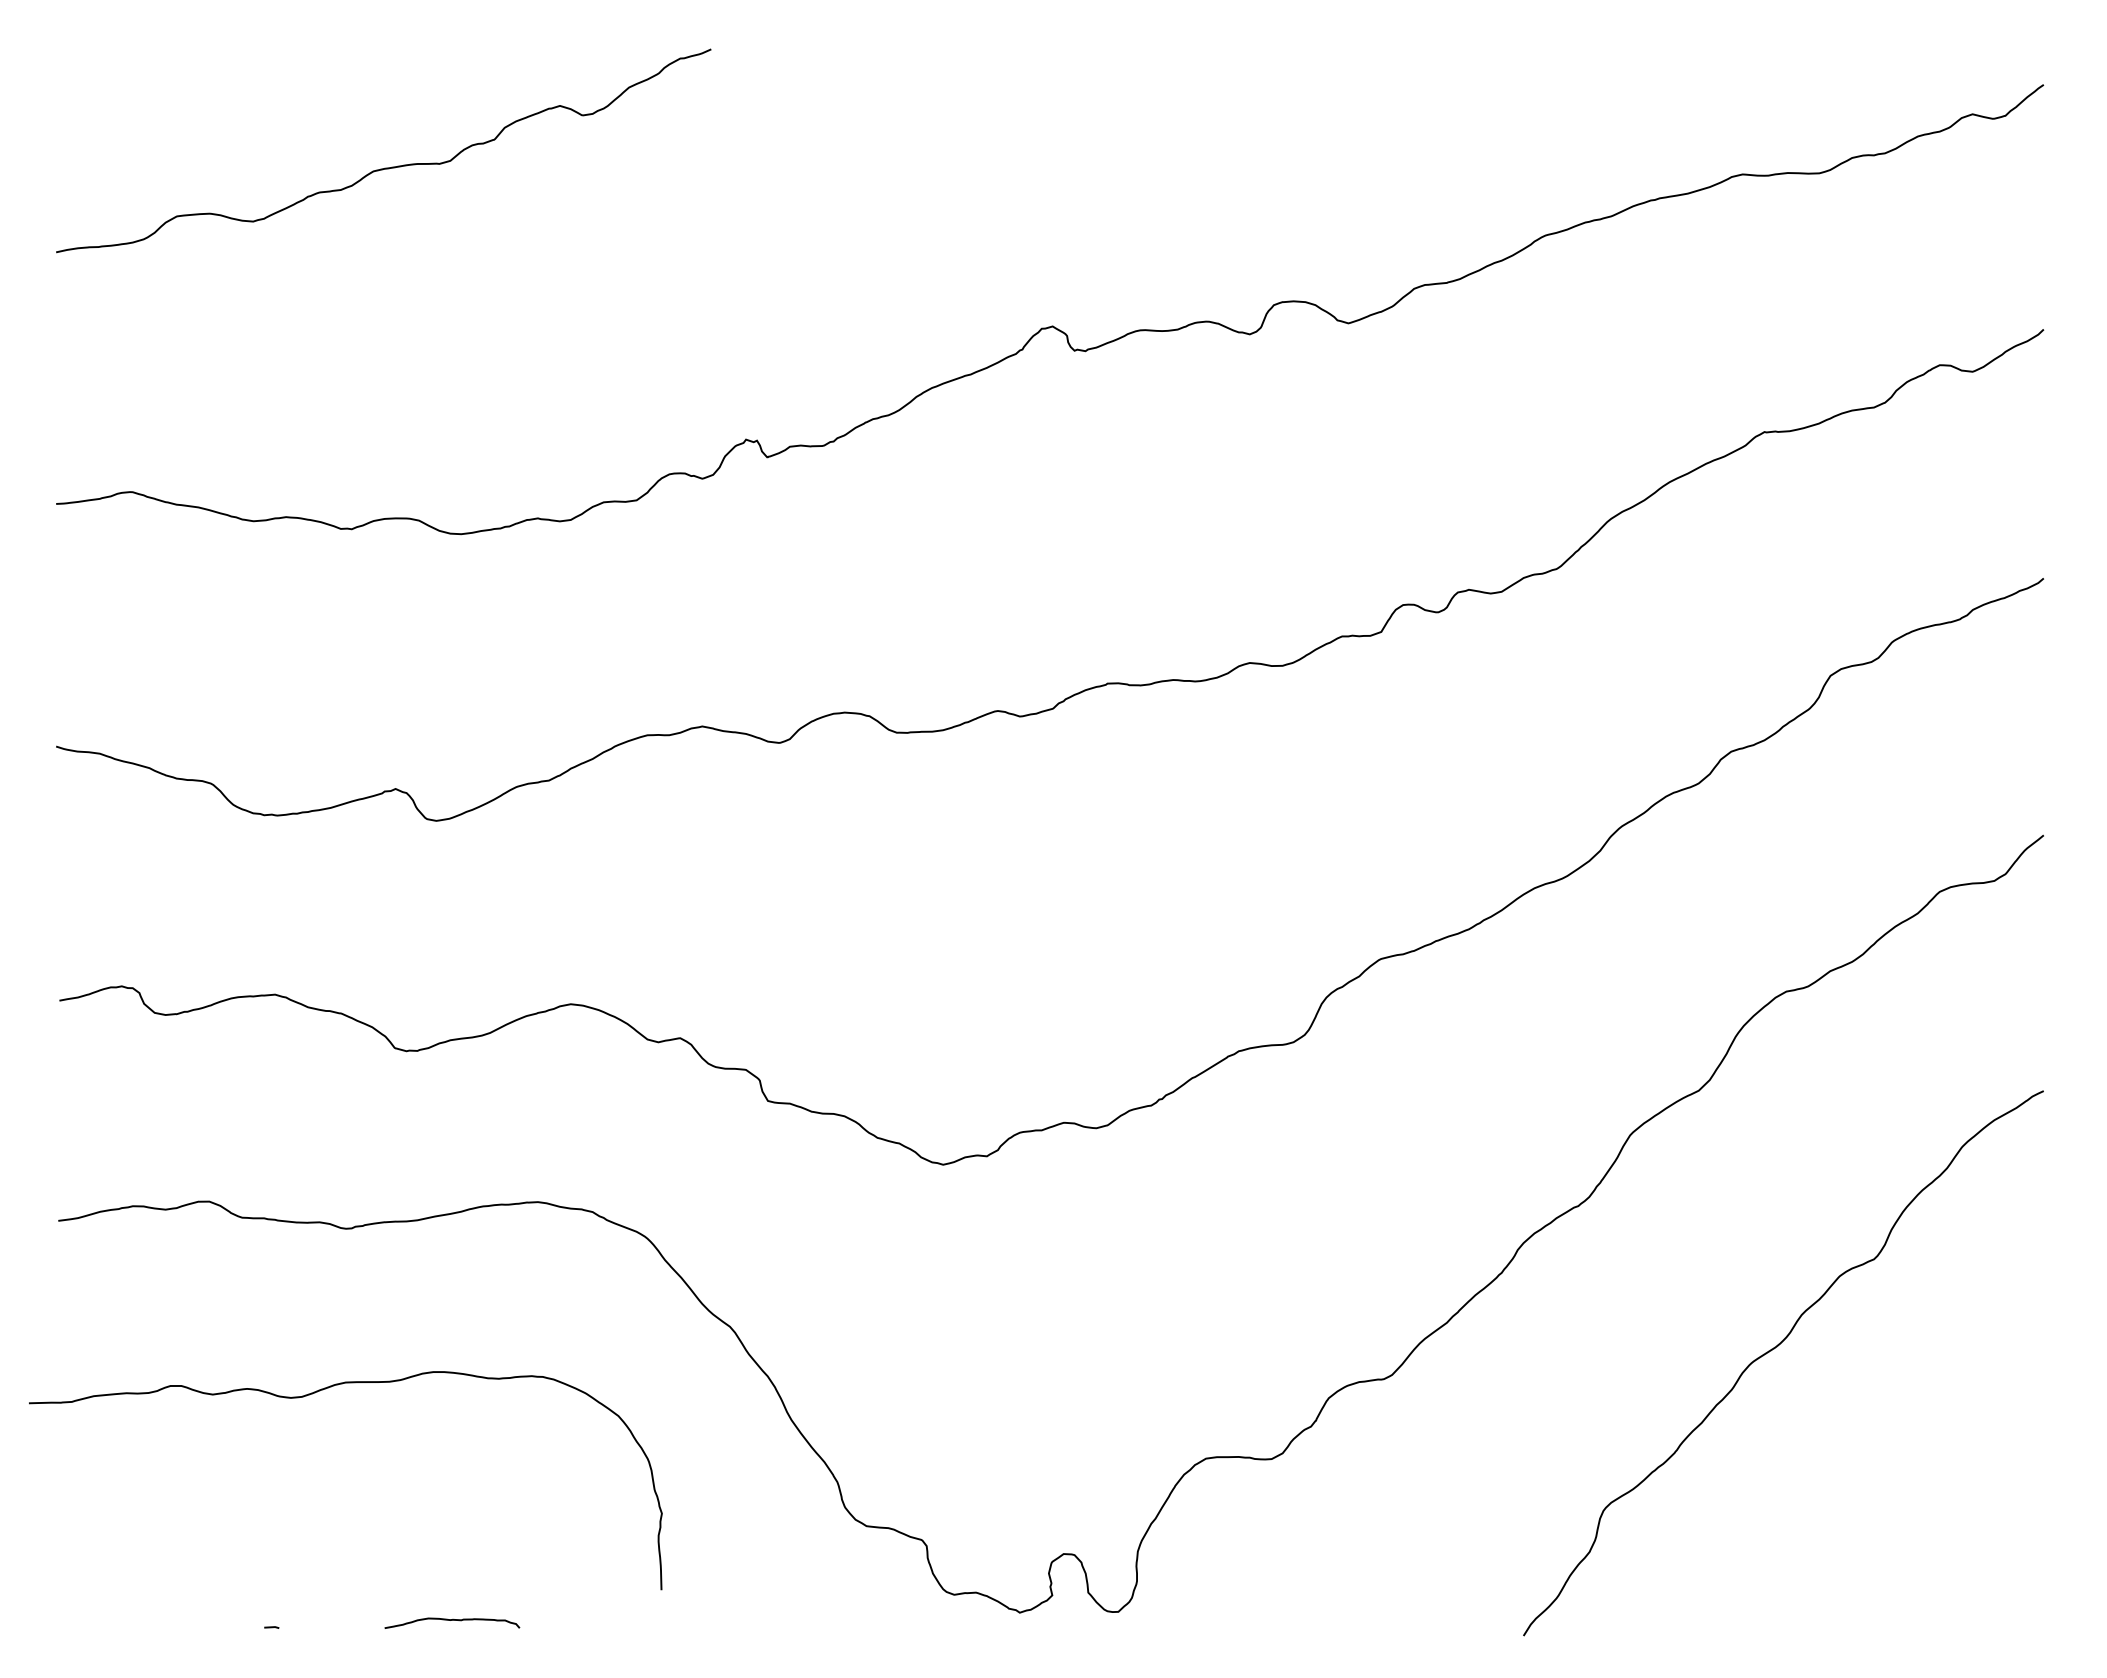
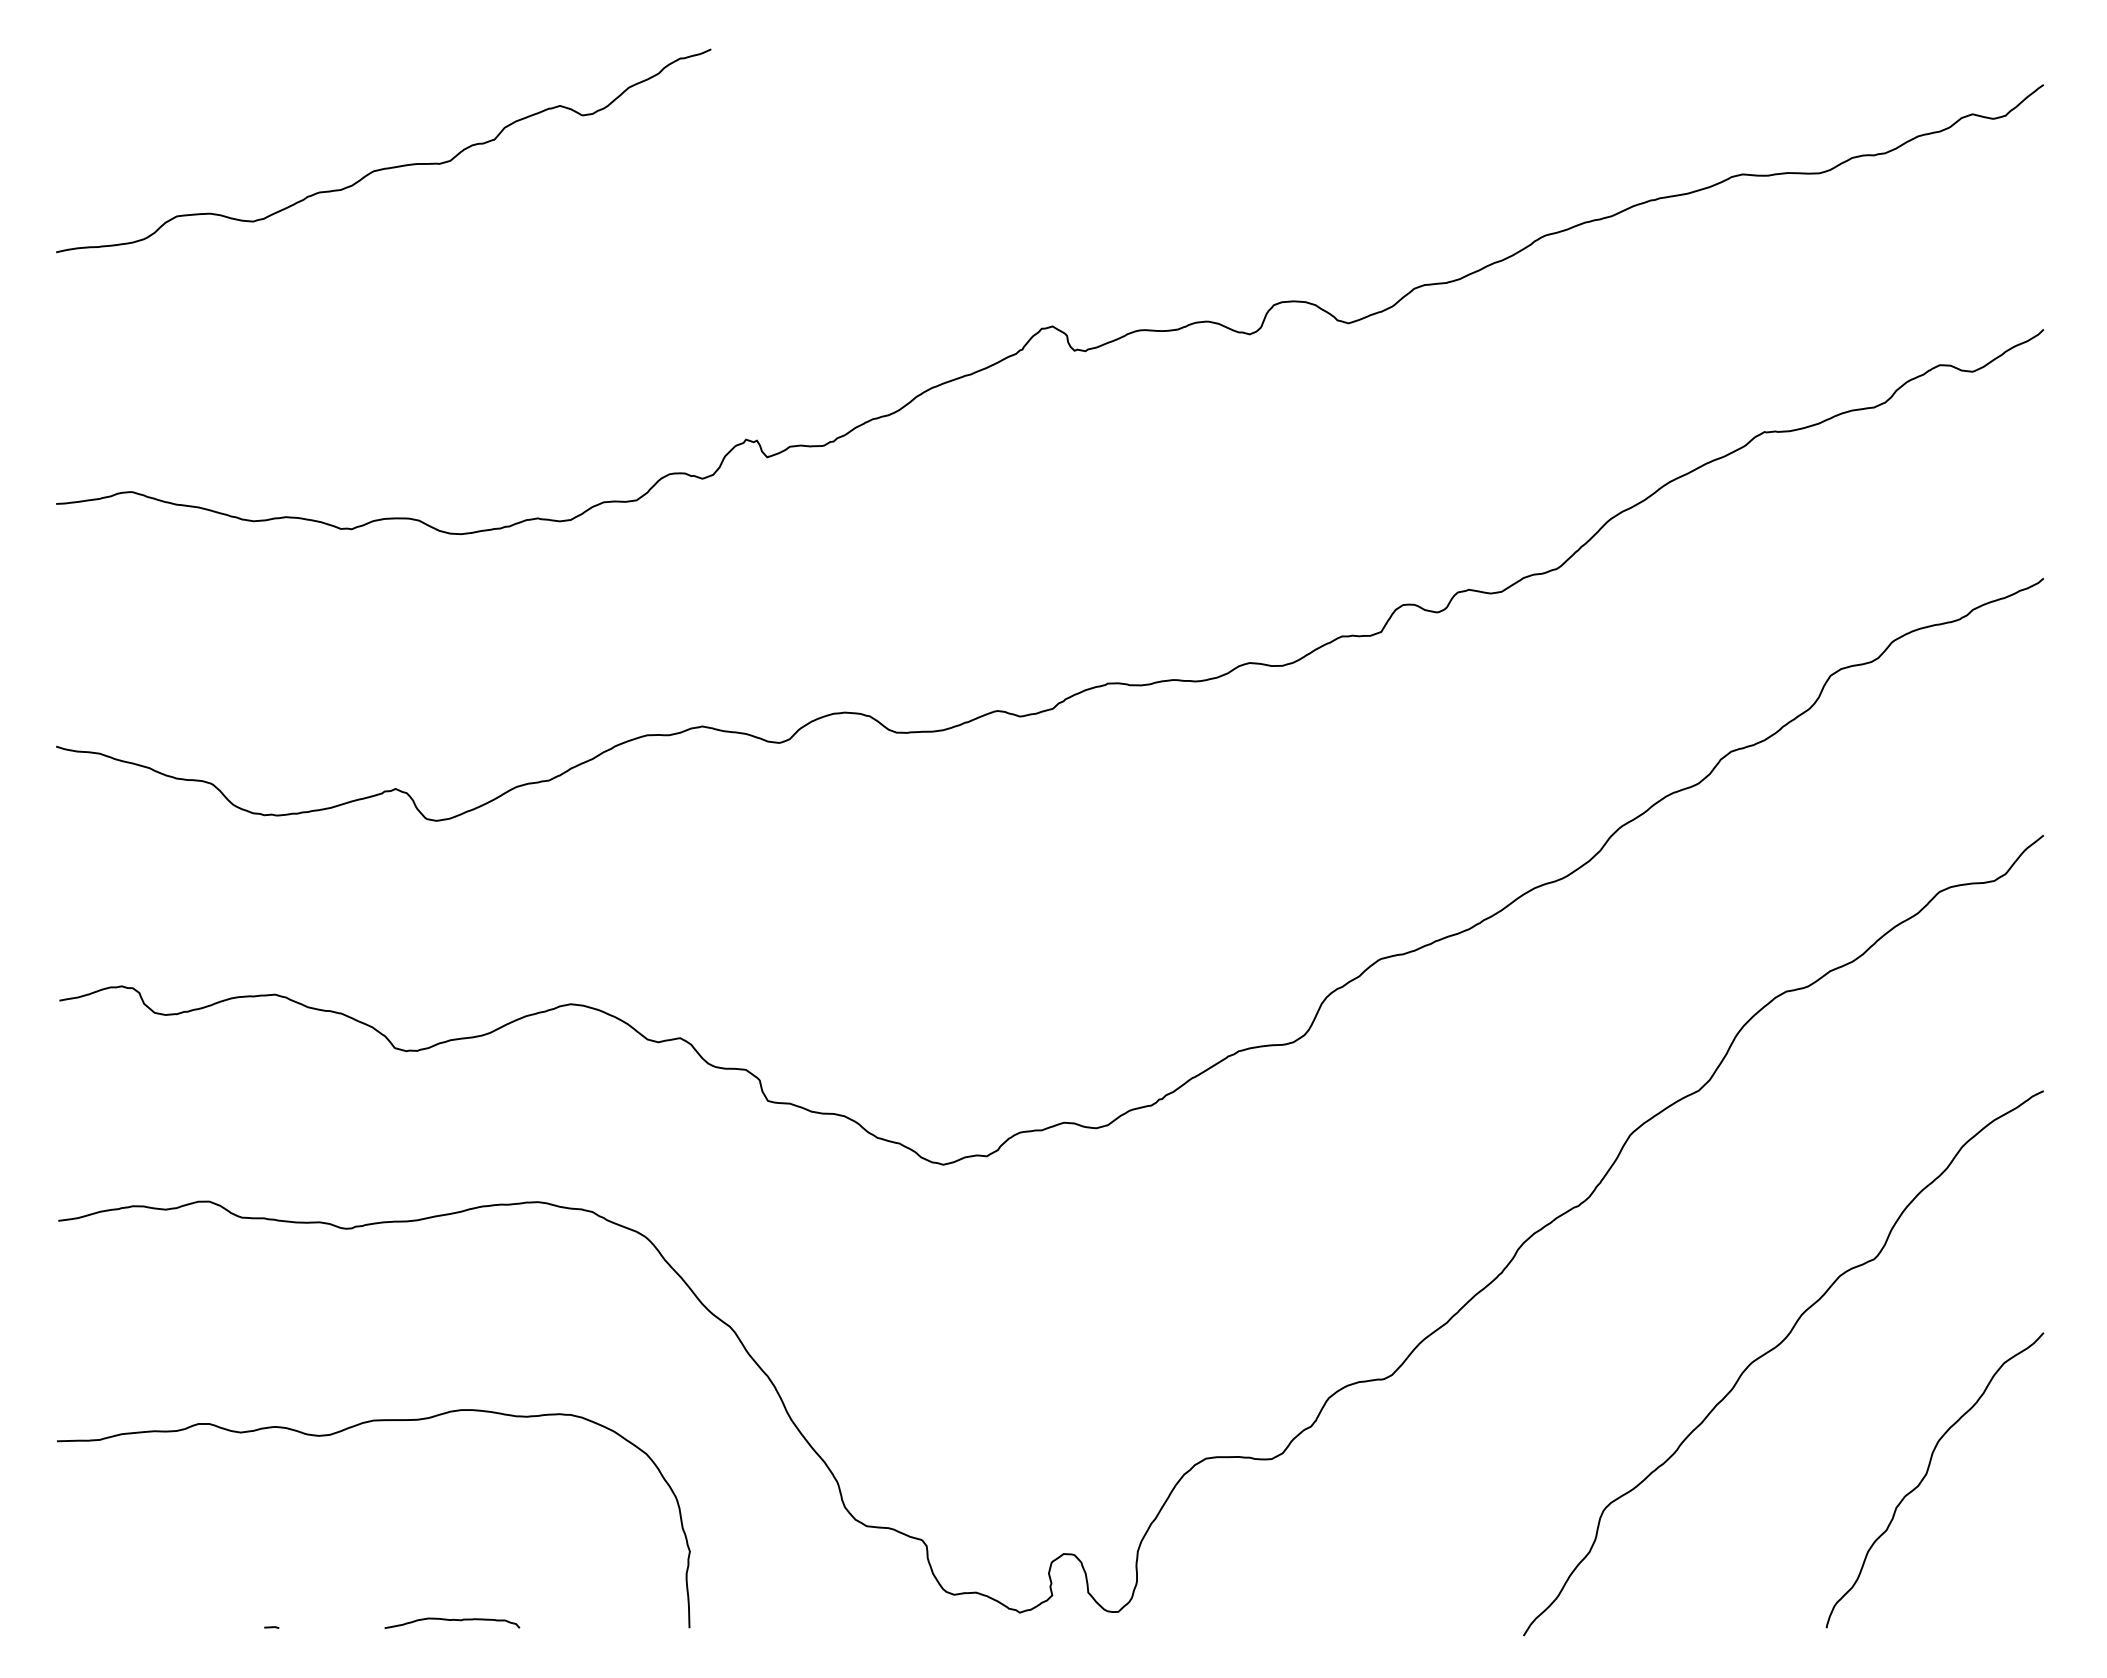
curve position: (315, 1393) -> (343, 1431) (343, 1431)
curve: none -> present (1927, 1474)
